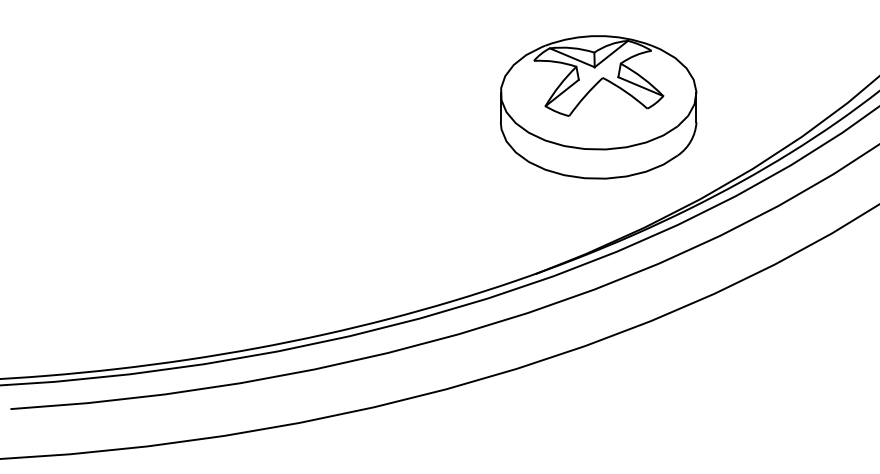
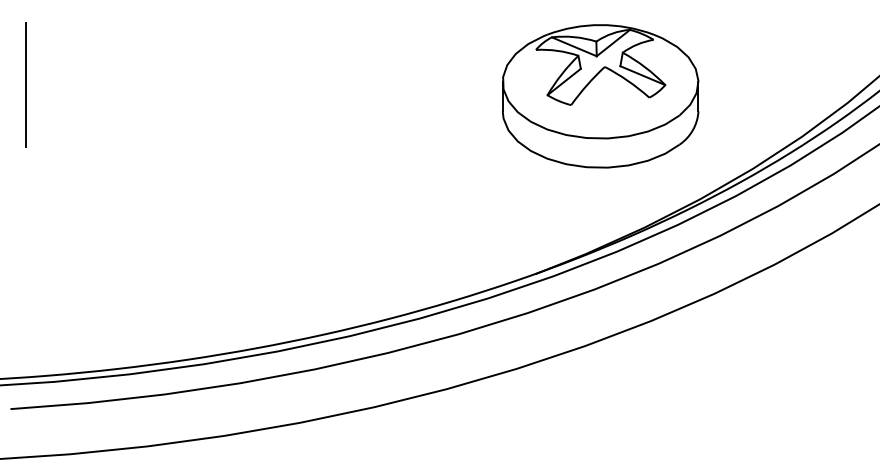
line: none -> present (25, 84)
part position: (598, 107) -> (600, 96) (600, 96)
